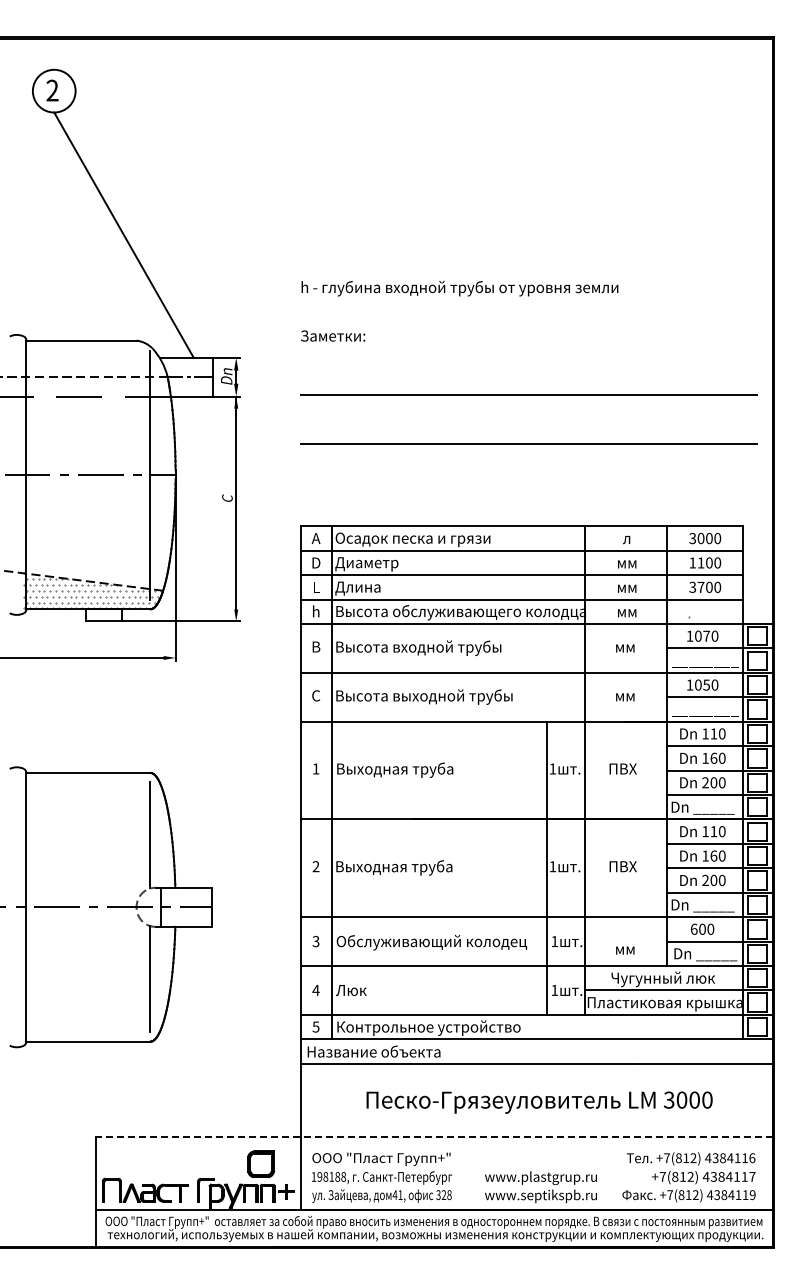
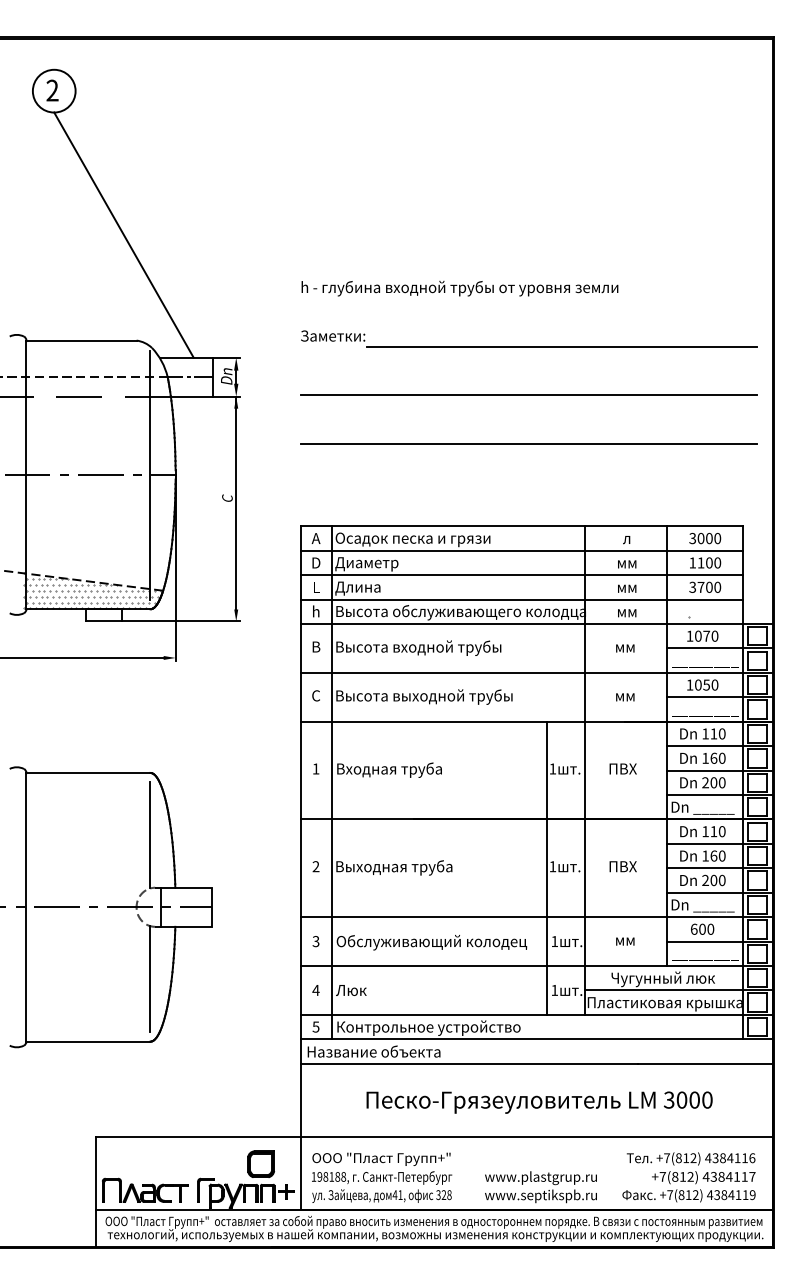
line: none -> present (561, 346)
text: Выходная труба -> Входная труба (399, 769)
text position: (625, 950) -> (625, 941) (625, 941)
text: Dn _____ -> ________ (705, 954)
line: dashed -> solid (433, 1136)
